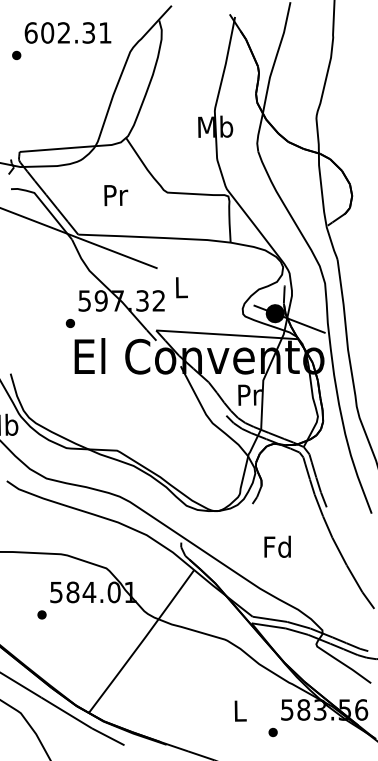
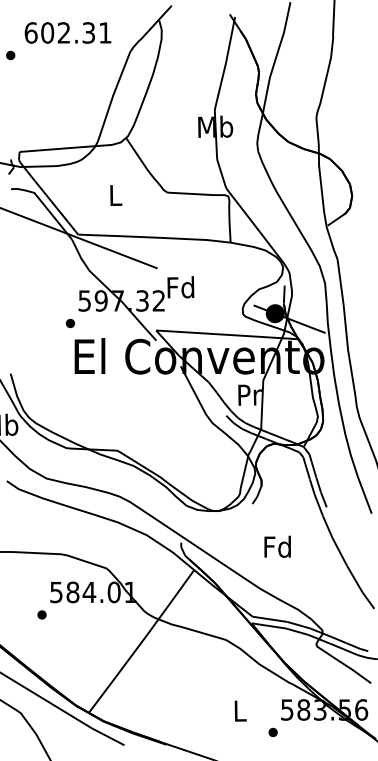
part position: (16, 54) -> (10, 54) (10, 54)
text: Pr -> L (116, 195)
text: L -> Fd (180, 287)
